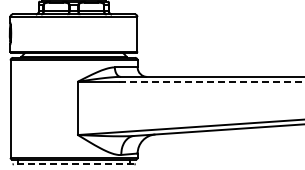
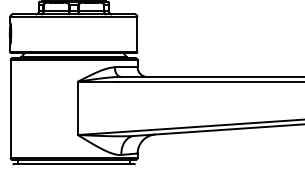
line: dashed -> solid (211, 81)
line: dashed -> solid (73, 164)
